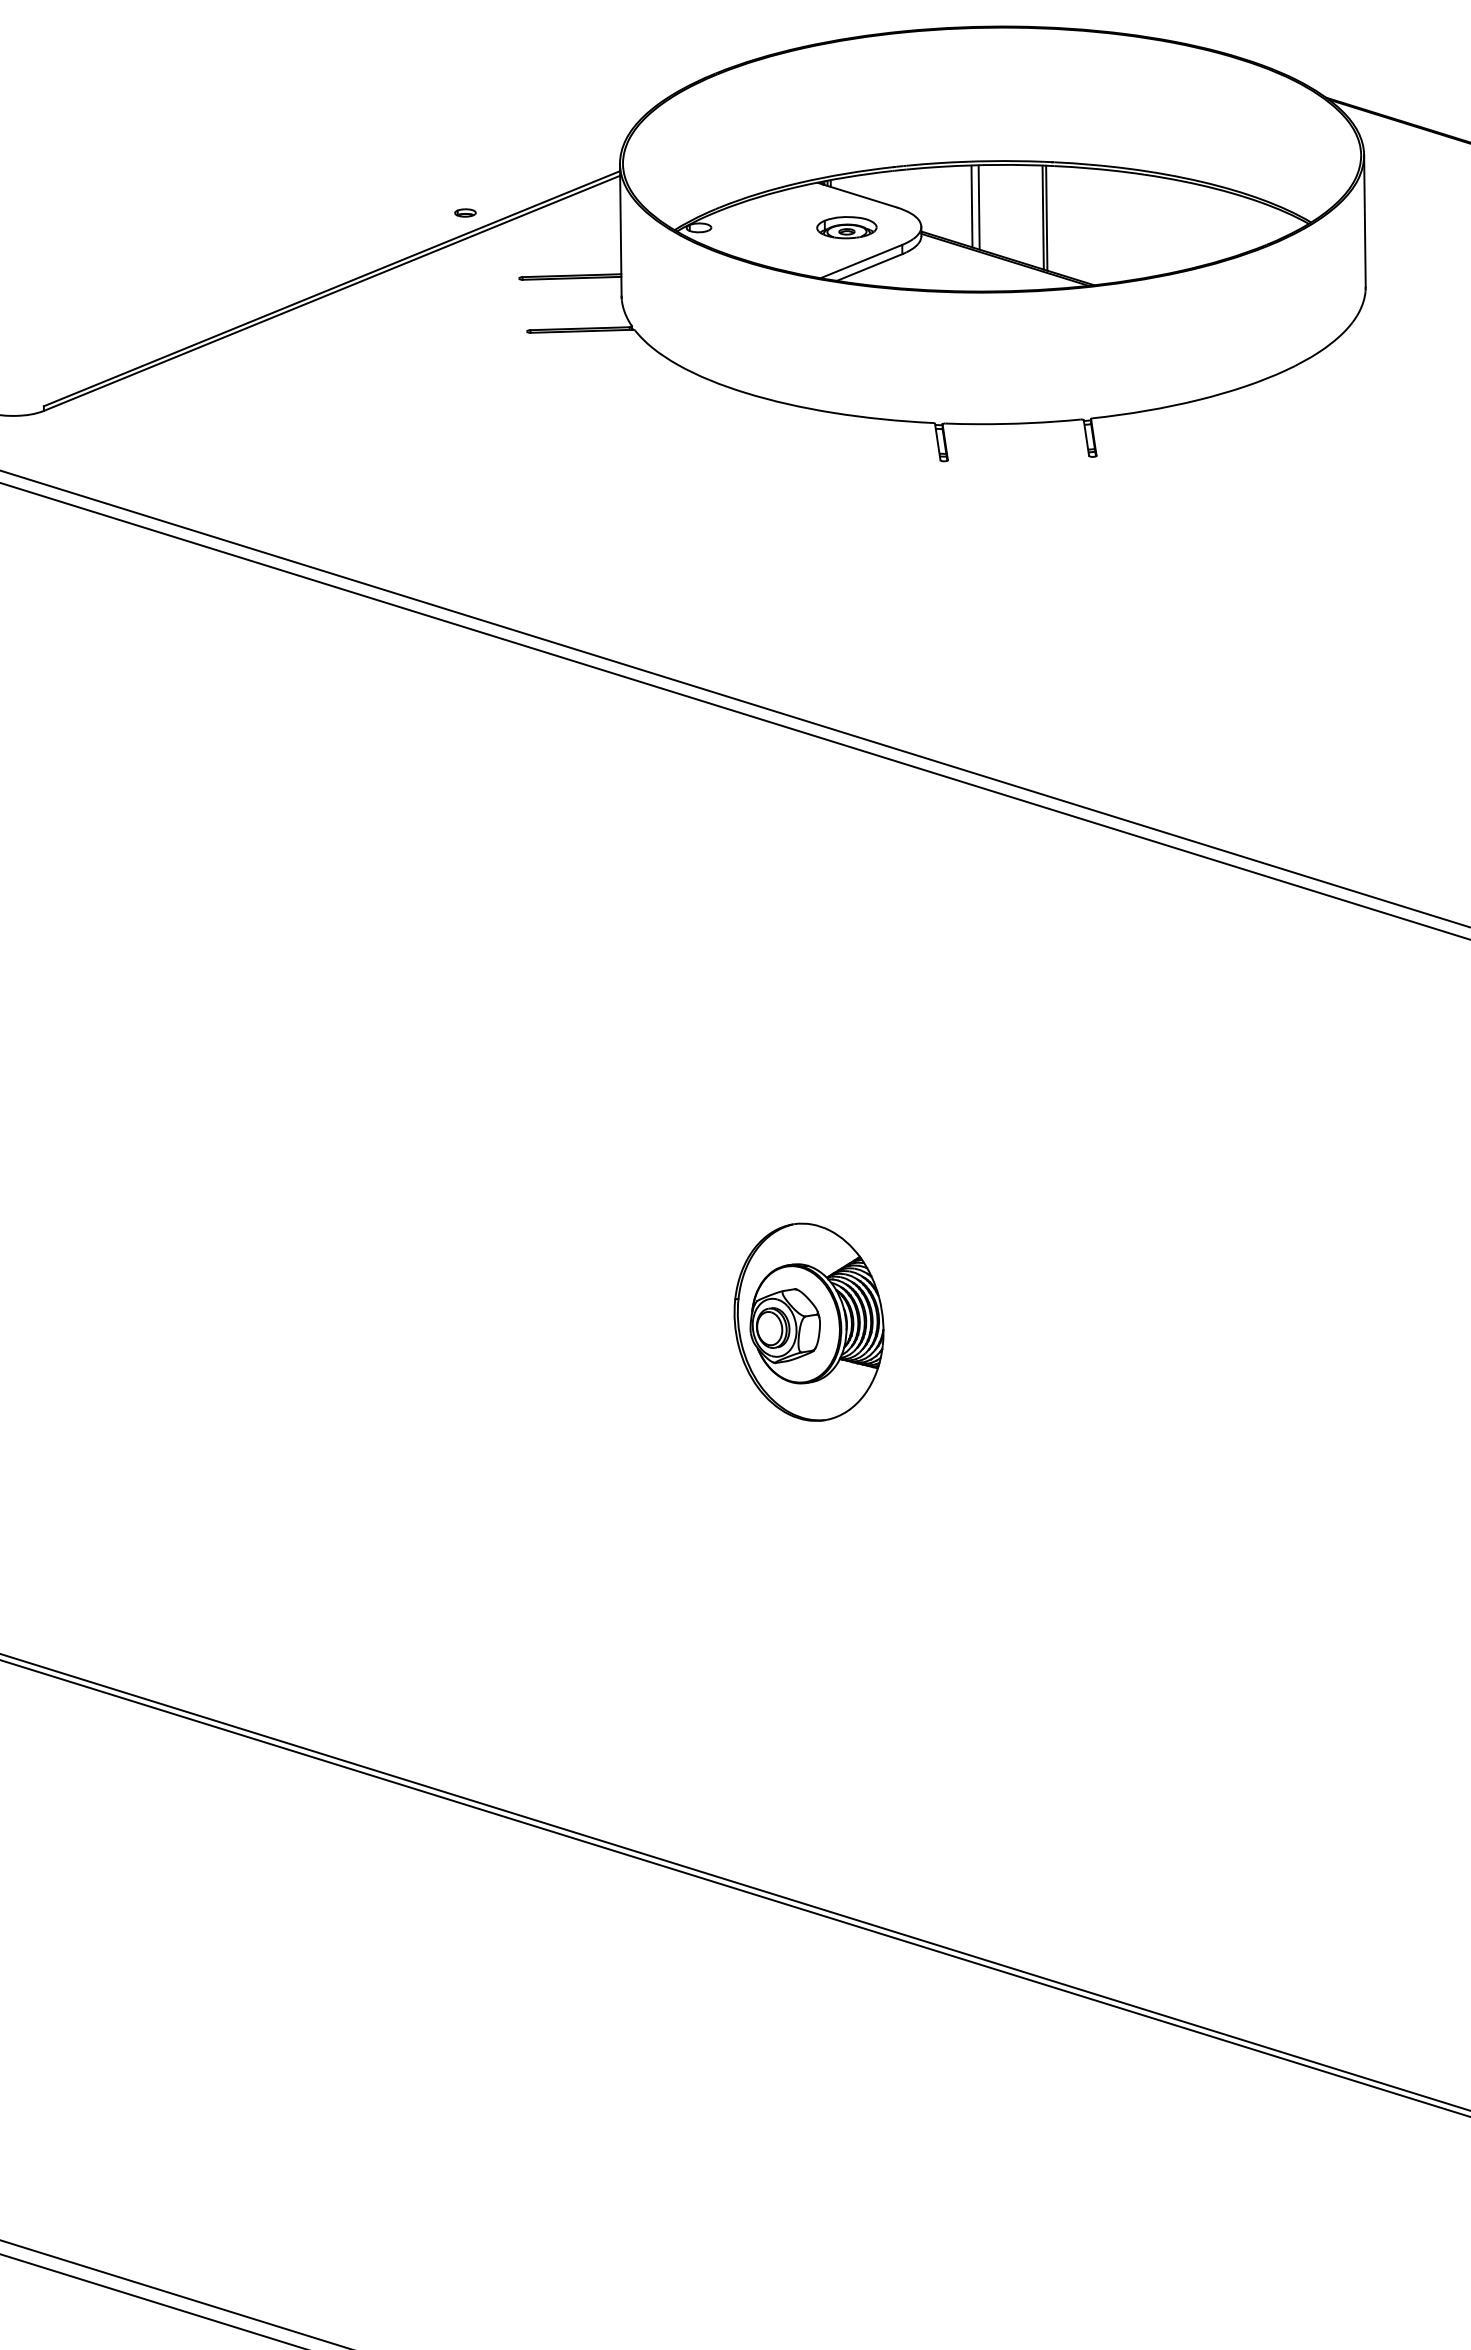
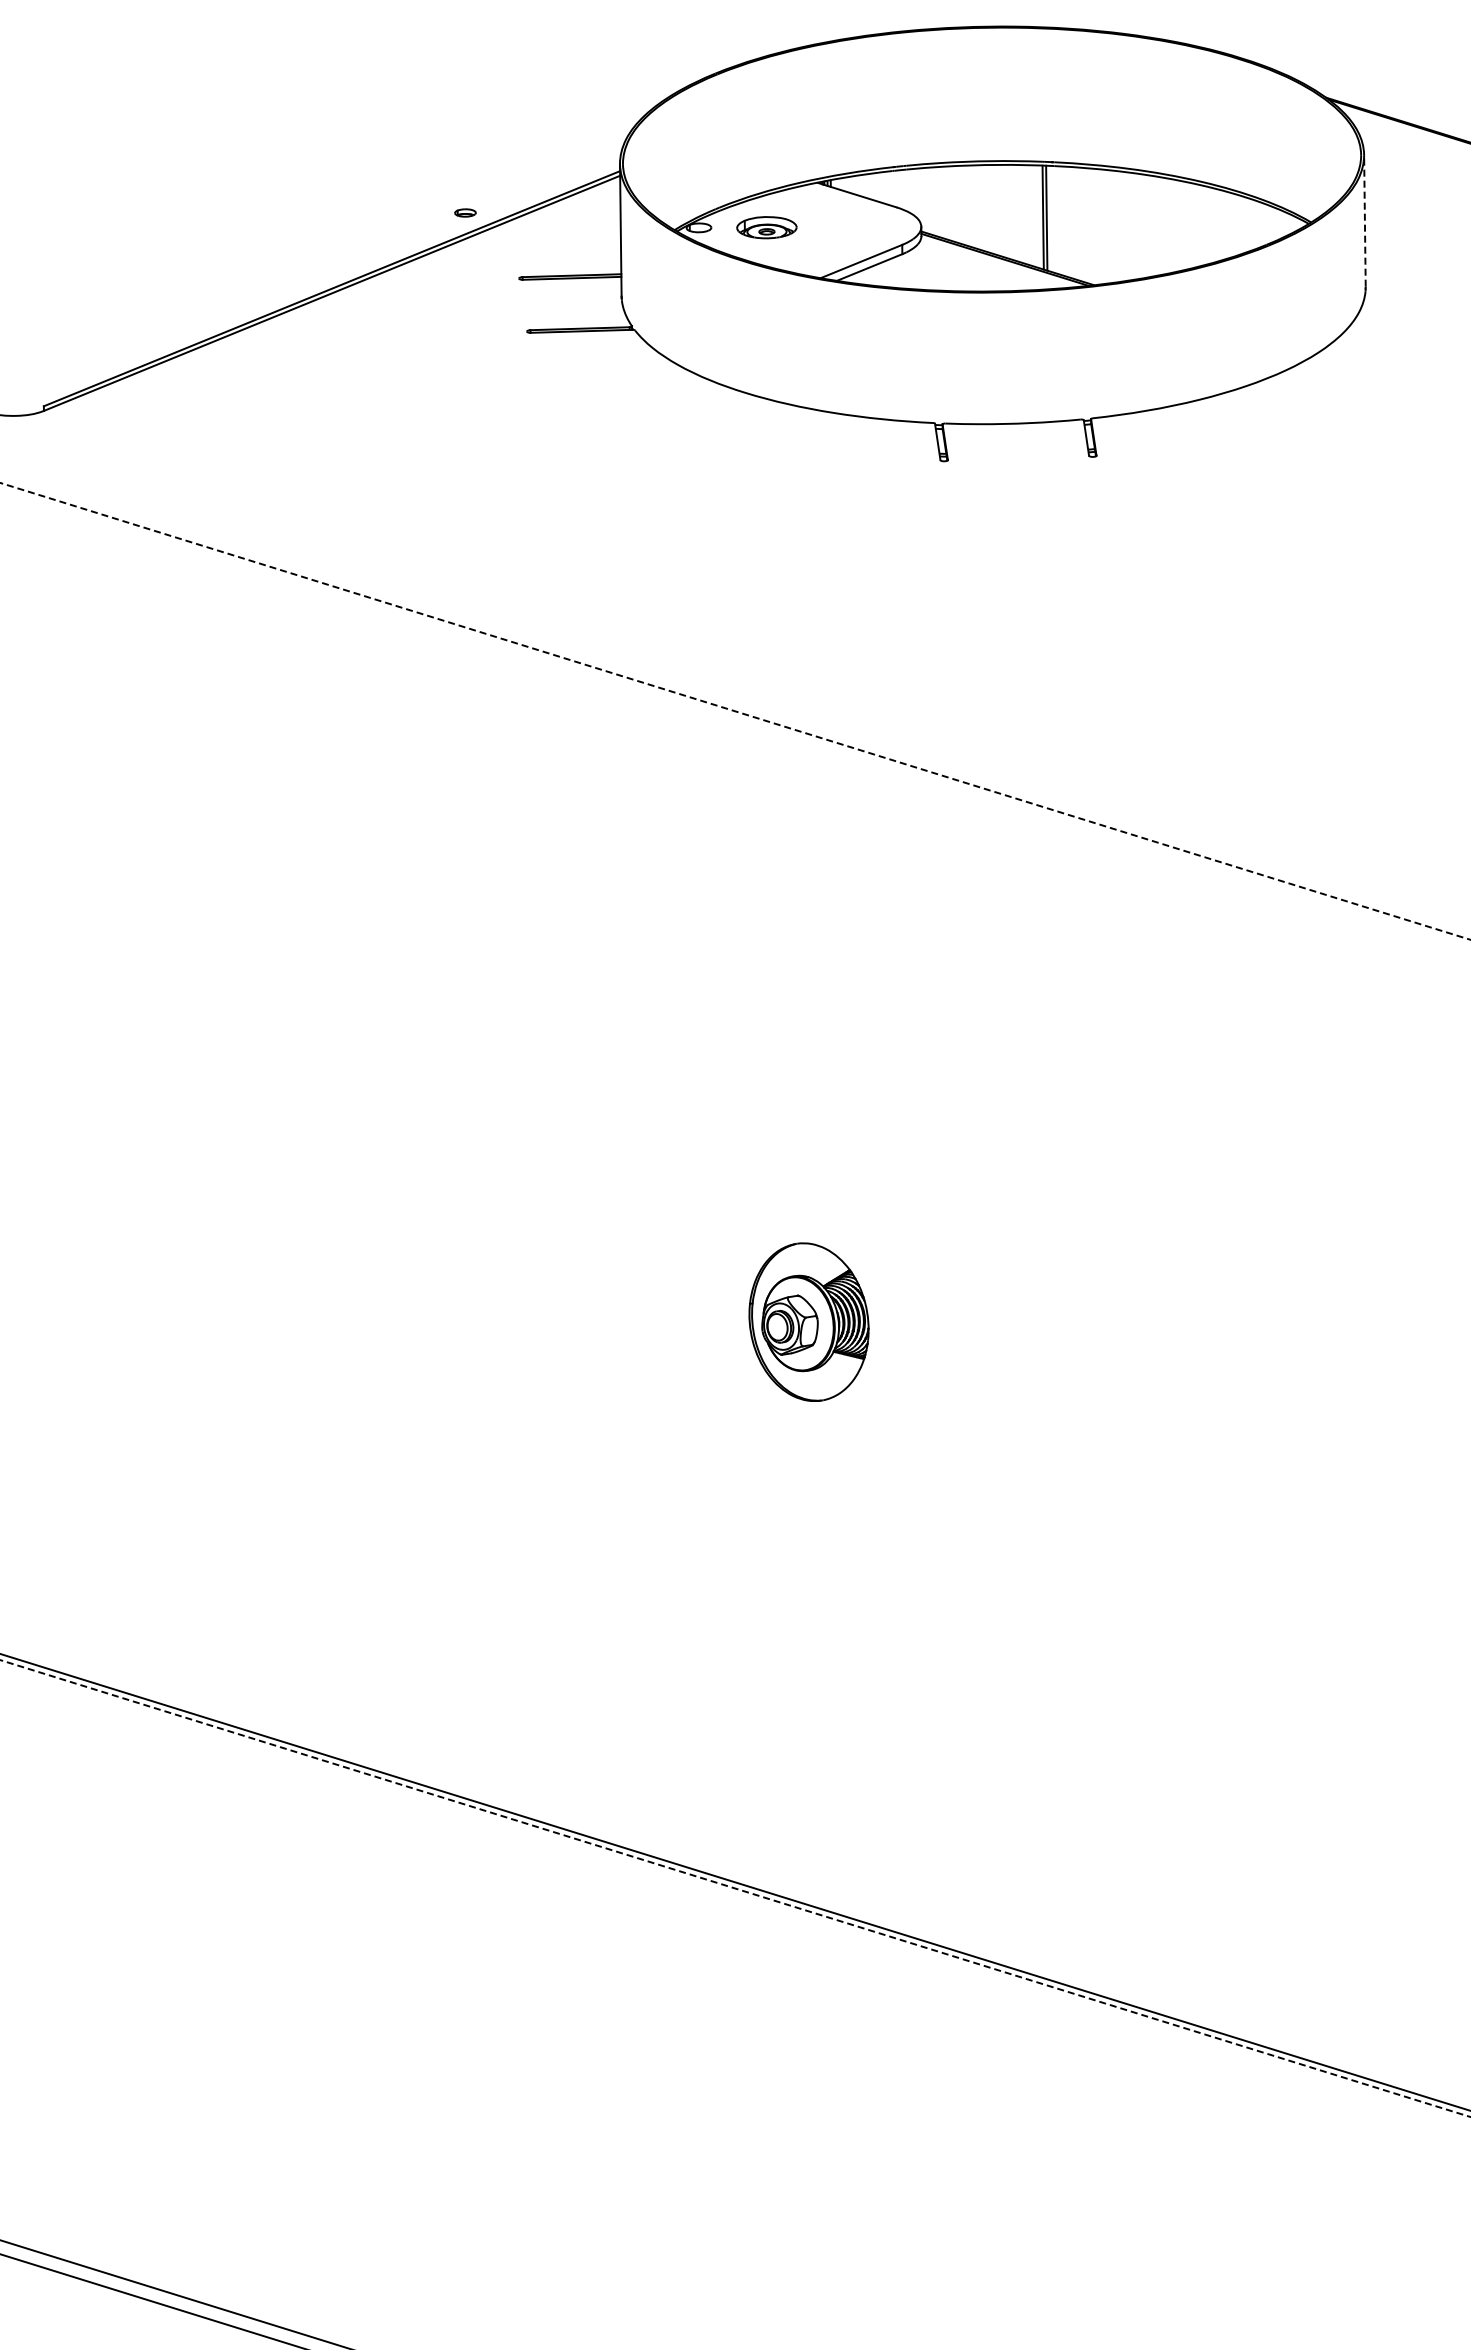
line: present -> none (971, 206)
line: present -> none (978, 207)
line: solid -> dashed (1364, 220)
part position: (846, 227) -> (766, 227) (766, 227)
line: present -> none (734, 698)
line: solid -> dashed (735, 711)
part size: 152x200 px -> 122x160 px (808, 1321)
line: solid -> dashed (736, 1888)
